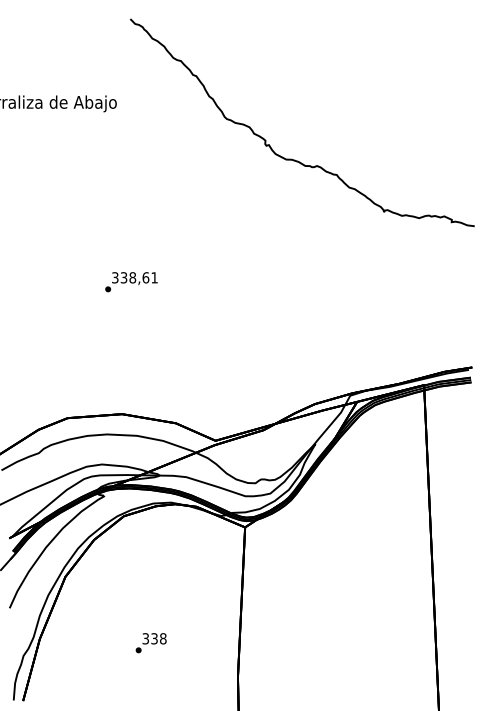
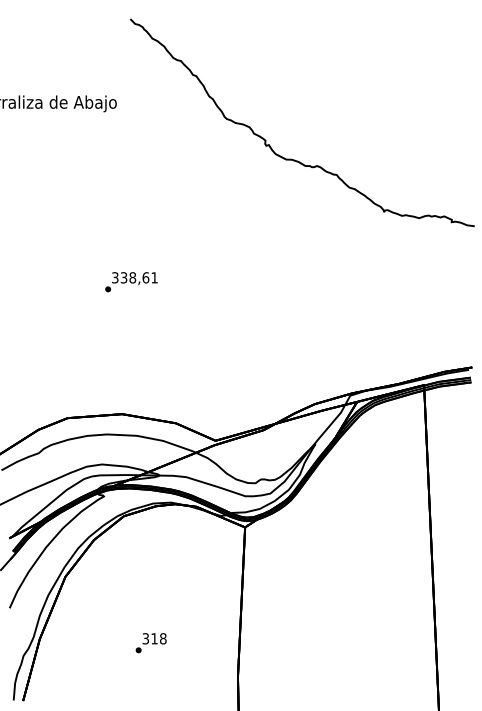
text: 338 -> 318 (154, 638)
